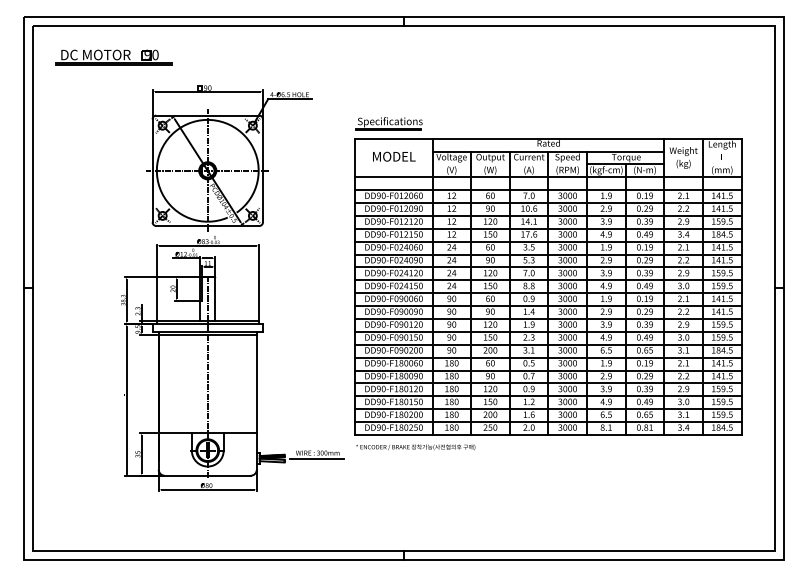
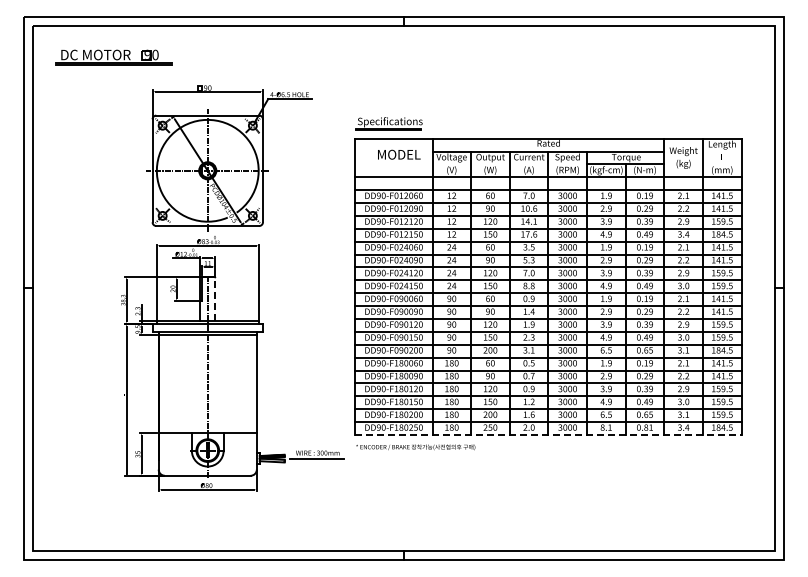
text position: (394, 156) -> (399, 154) (399, 154)
line: solid -> dashed (215, 299)
line: solid -> dashed (548, 434)
